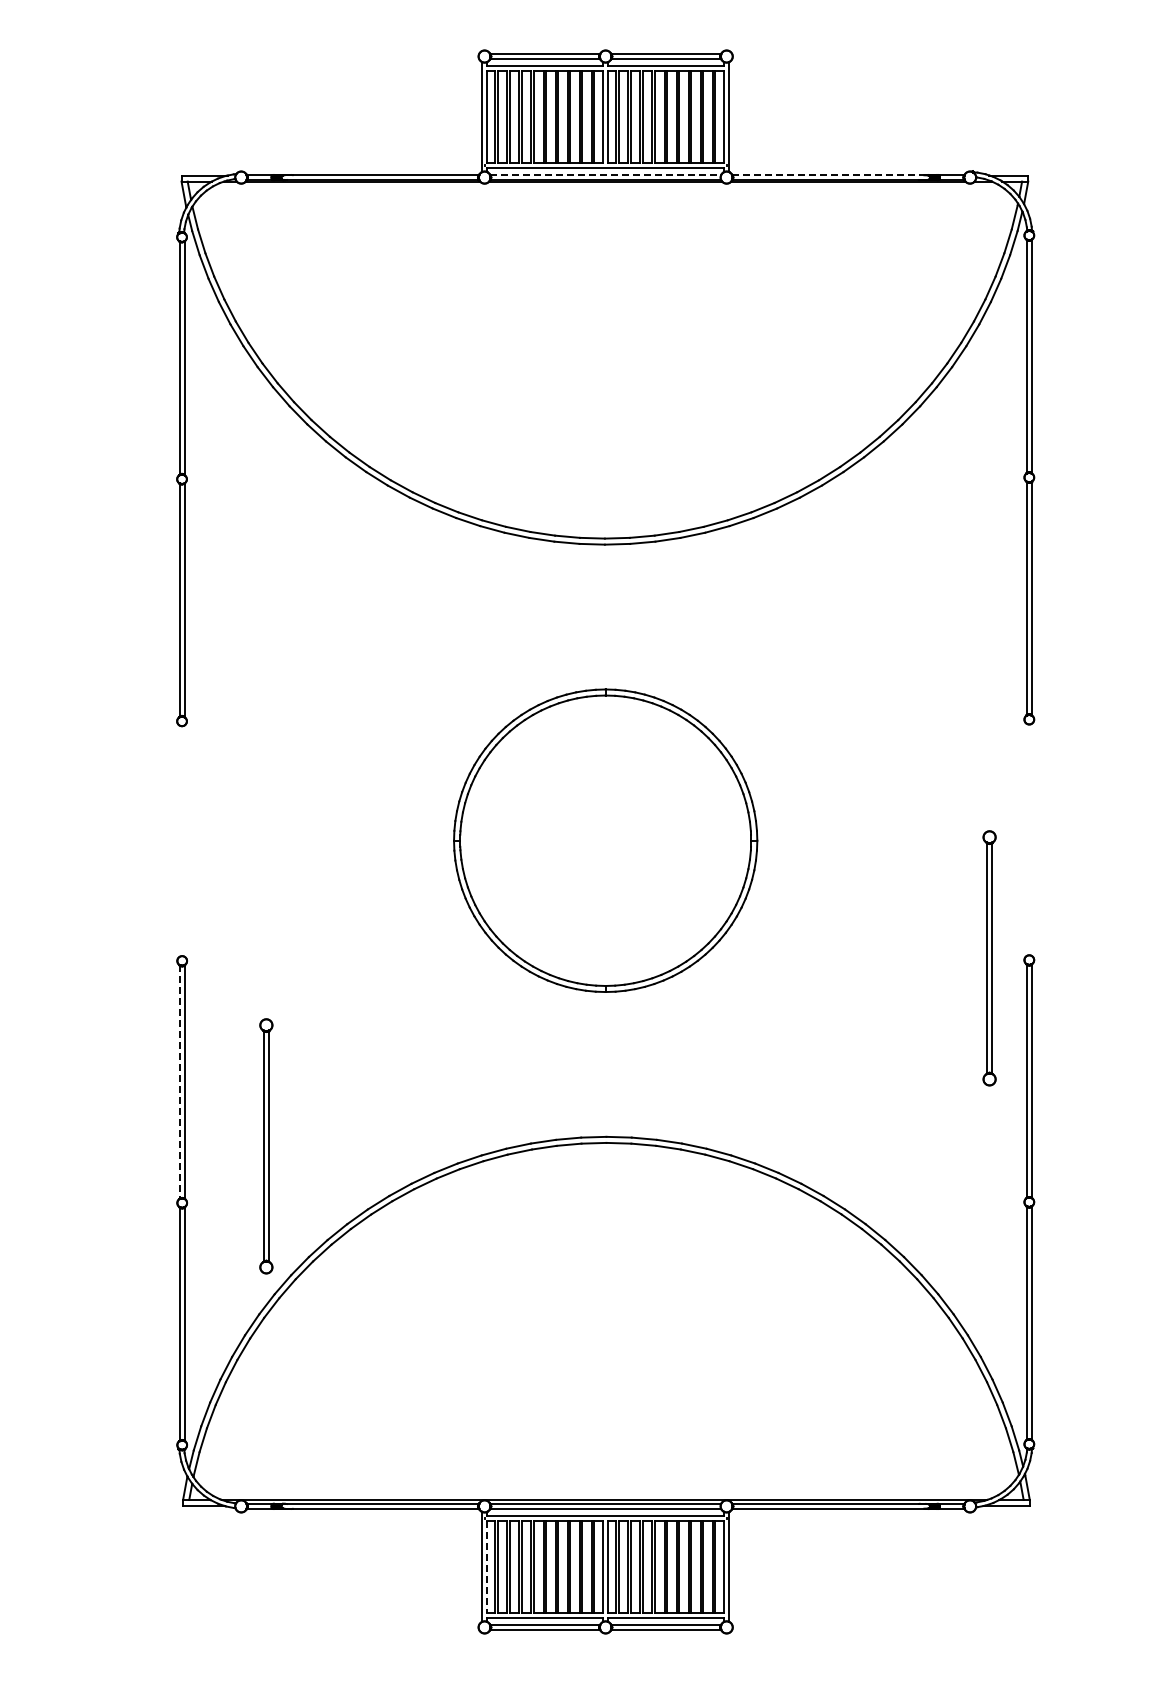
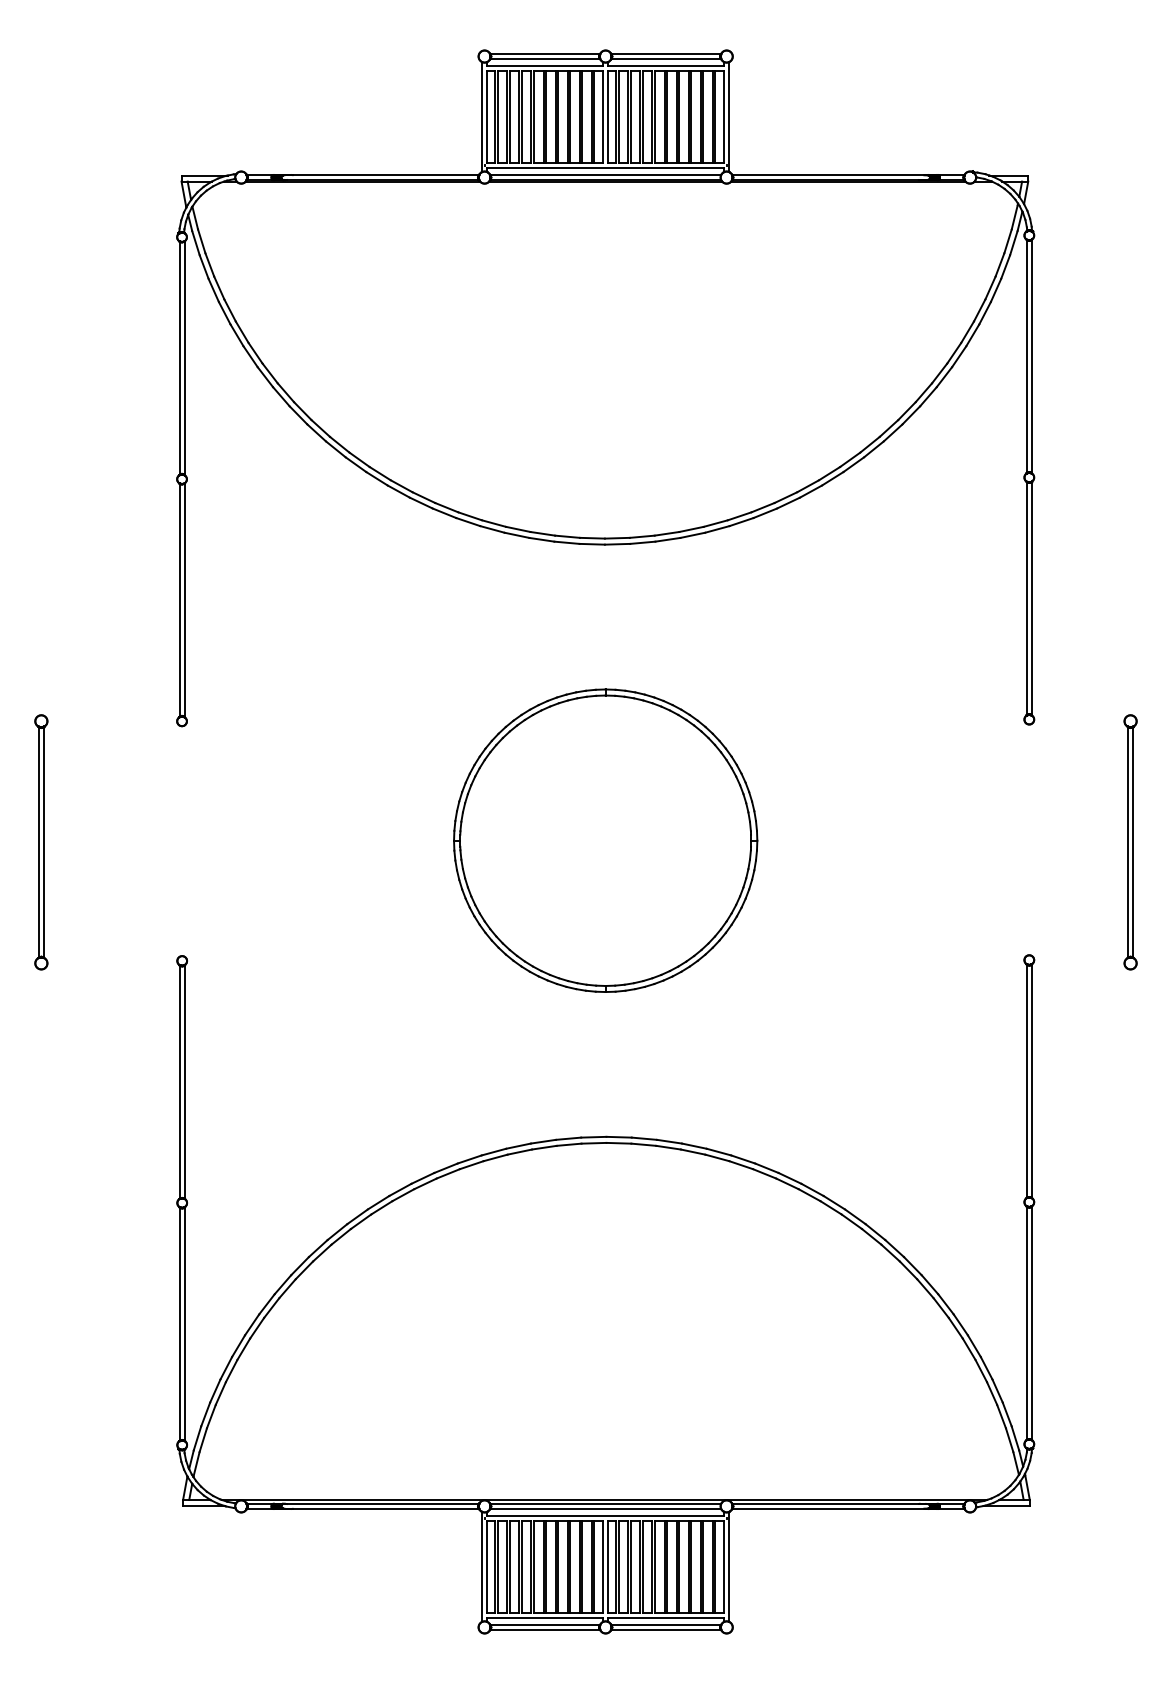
line: dashed -> solid (605, 175)
line: dashed -> solid (829, 175)
part position: (989, 958) -> (1130, 842) (1130, 842)
line: dashed -> solid (179, 1082)
part position: (266, 1146) -> (41, 842) (41, 842)
line: dashed -> solid (487, 1566)
